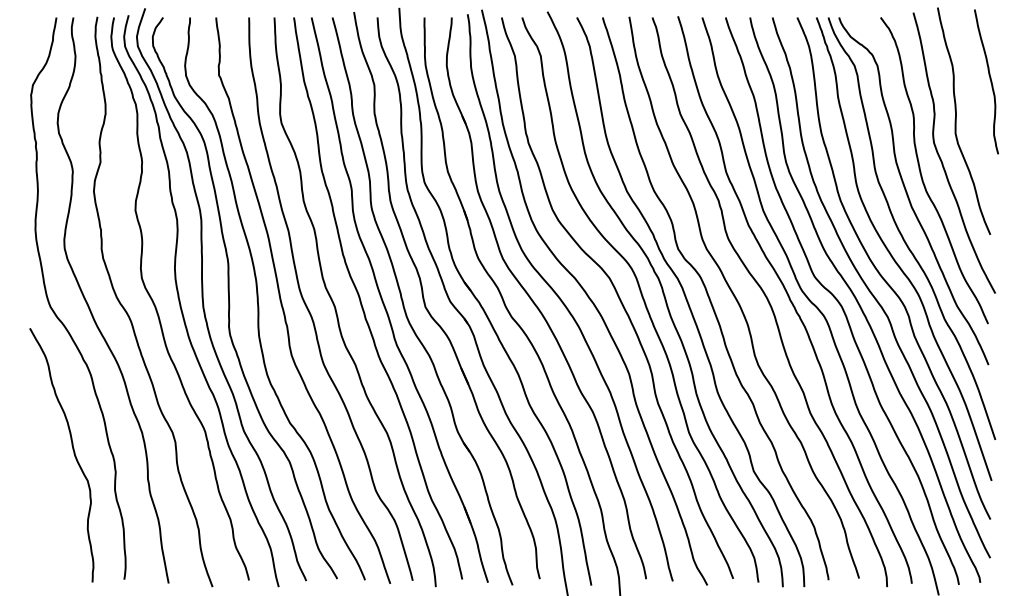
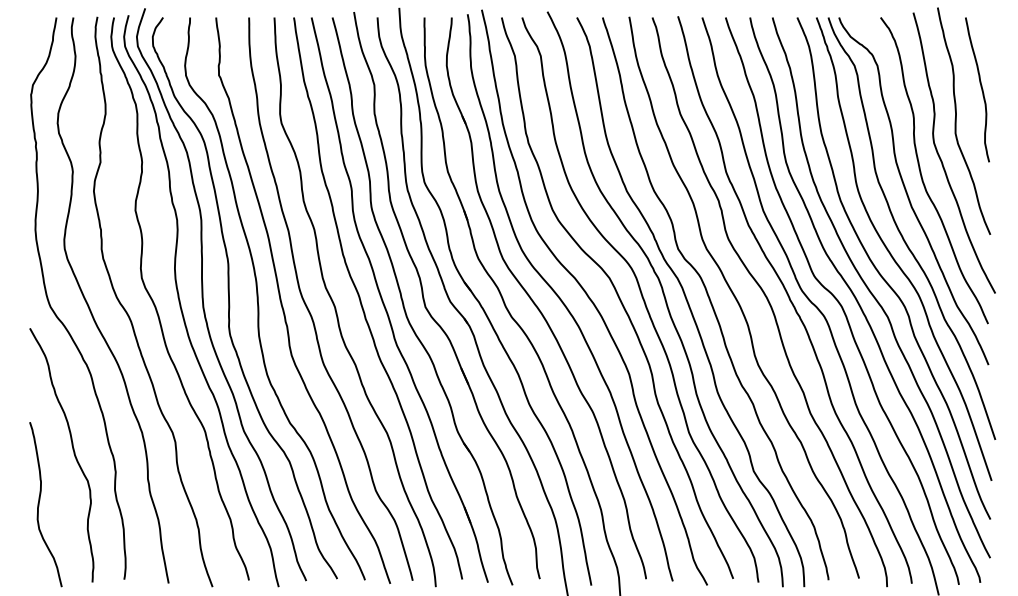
curve position: (989, 79) -> (980, 87) (980, 87)
curve: none -> present (39, 504)
